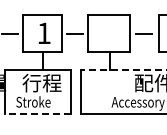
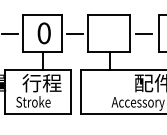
text: 1 -> 0 (43, 33)
line: dashed -> solid (123, 69)
line: dashed -> solid (37, 113)
